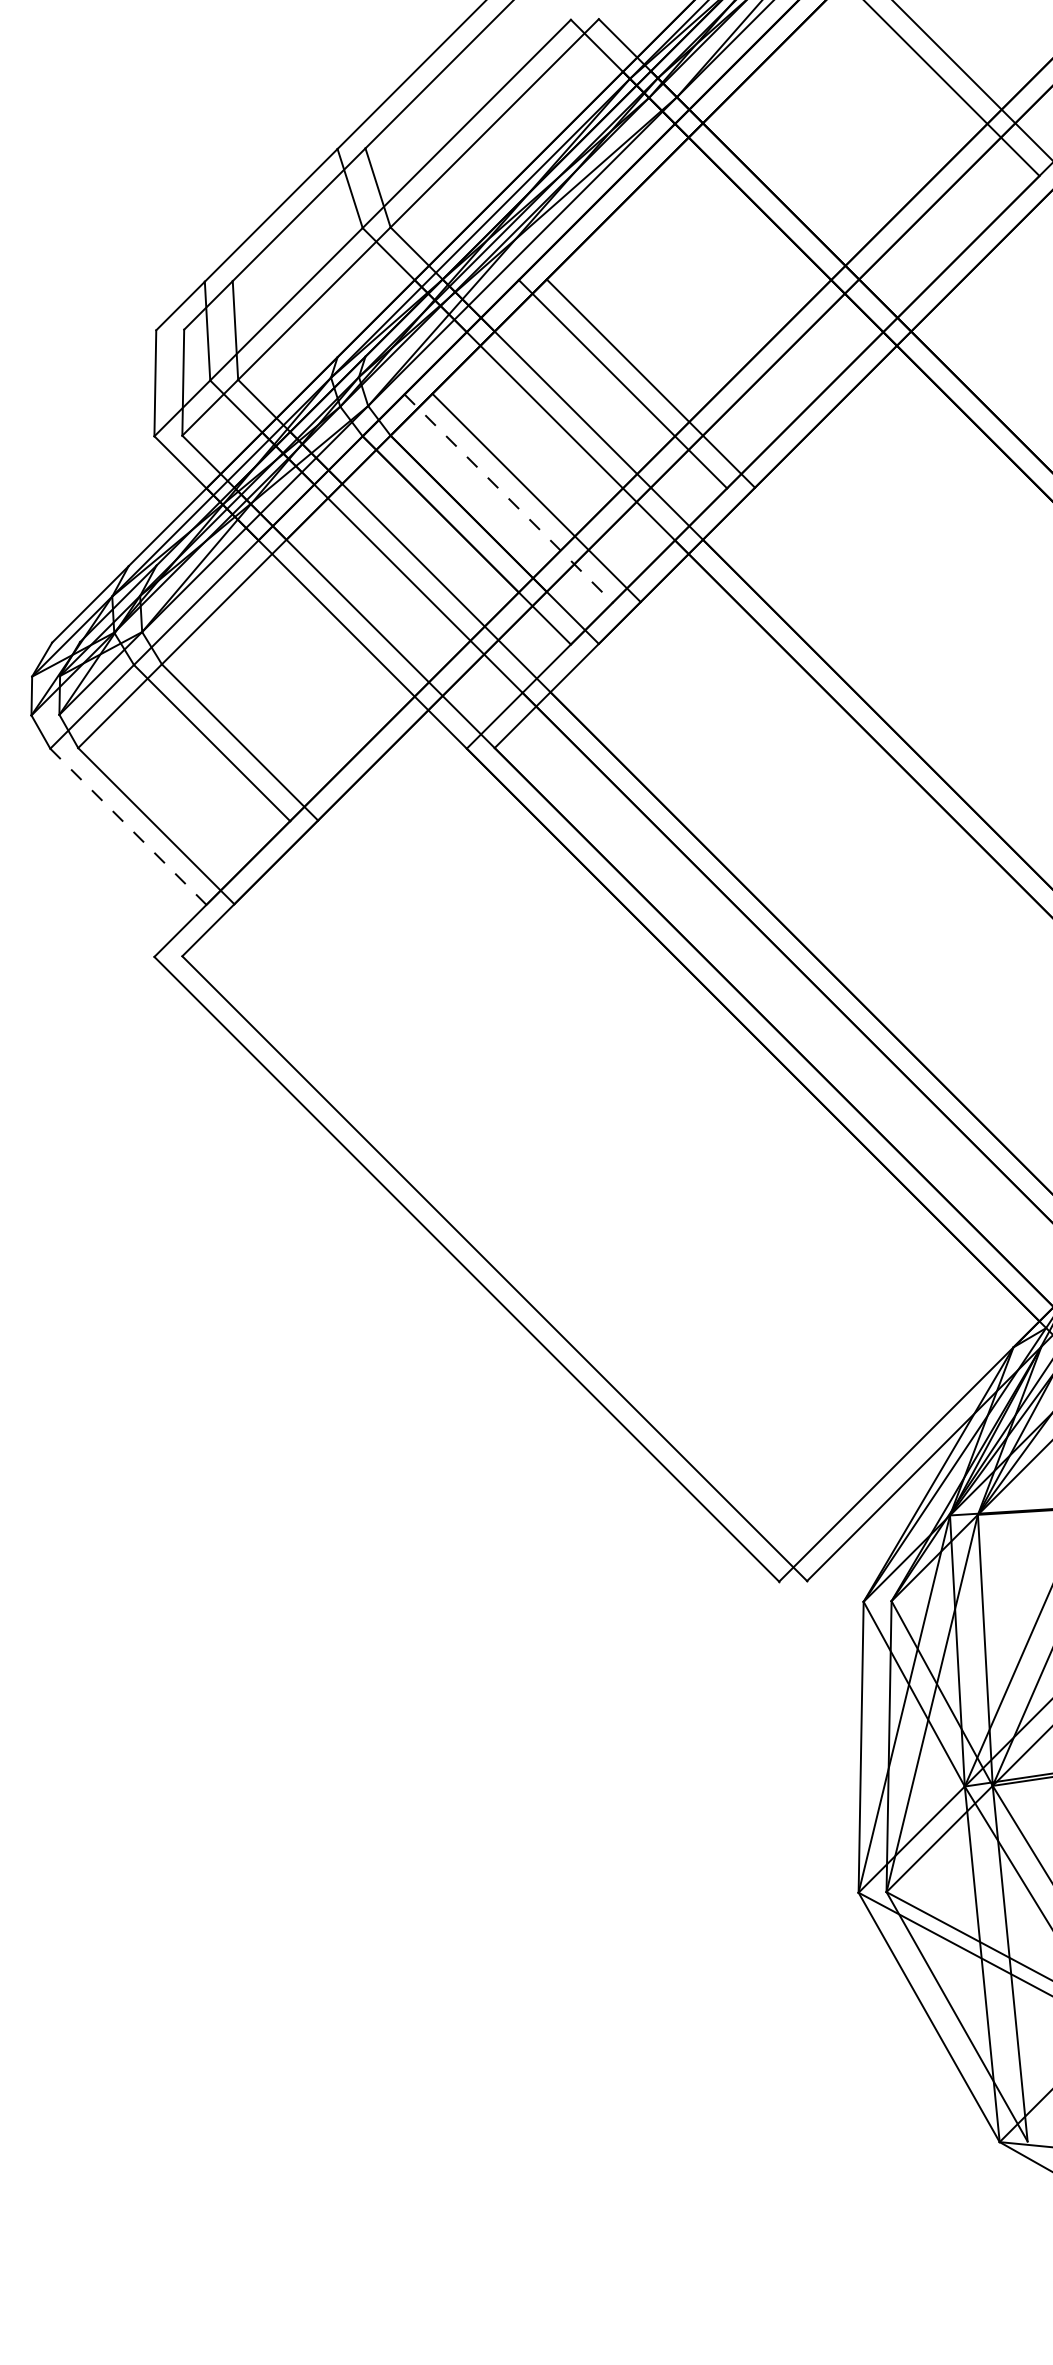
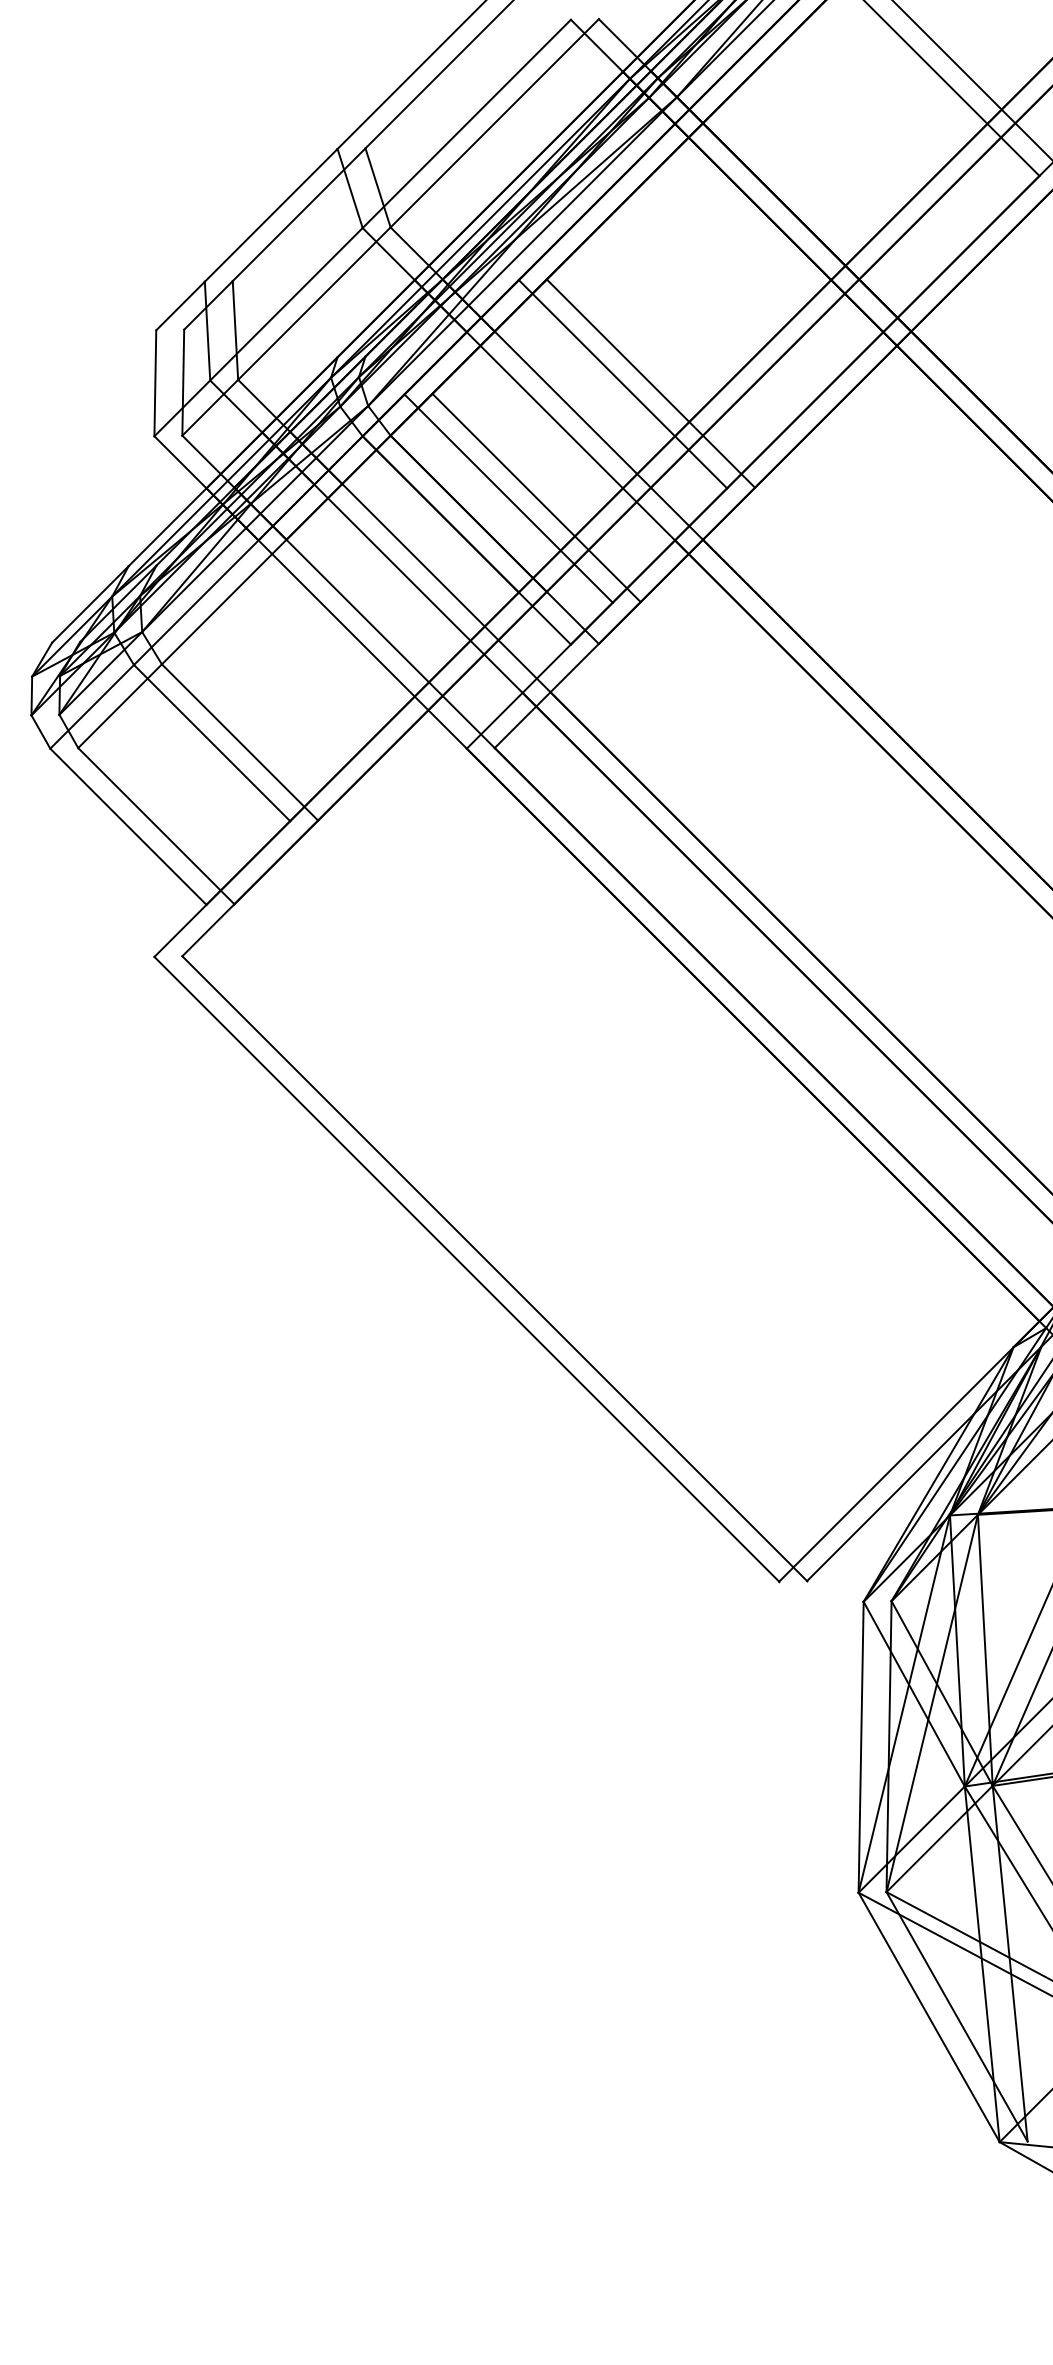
line: dashed -> solid (509, 498)
line: dashed -> solid (128, 826)
